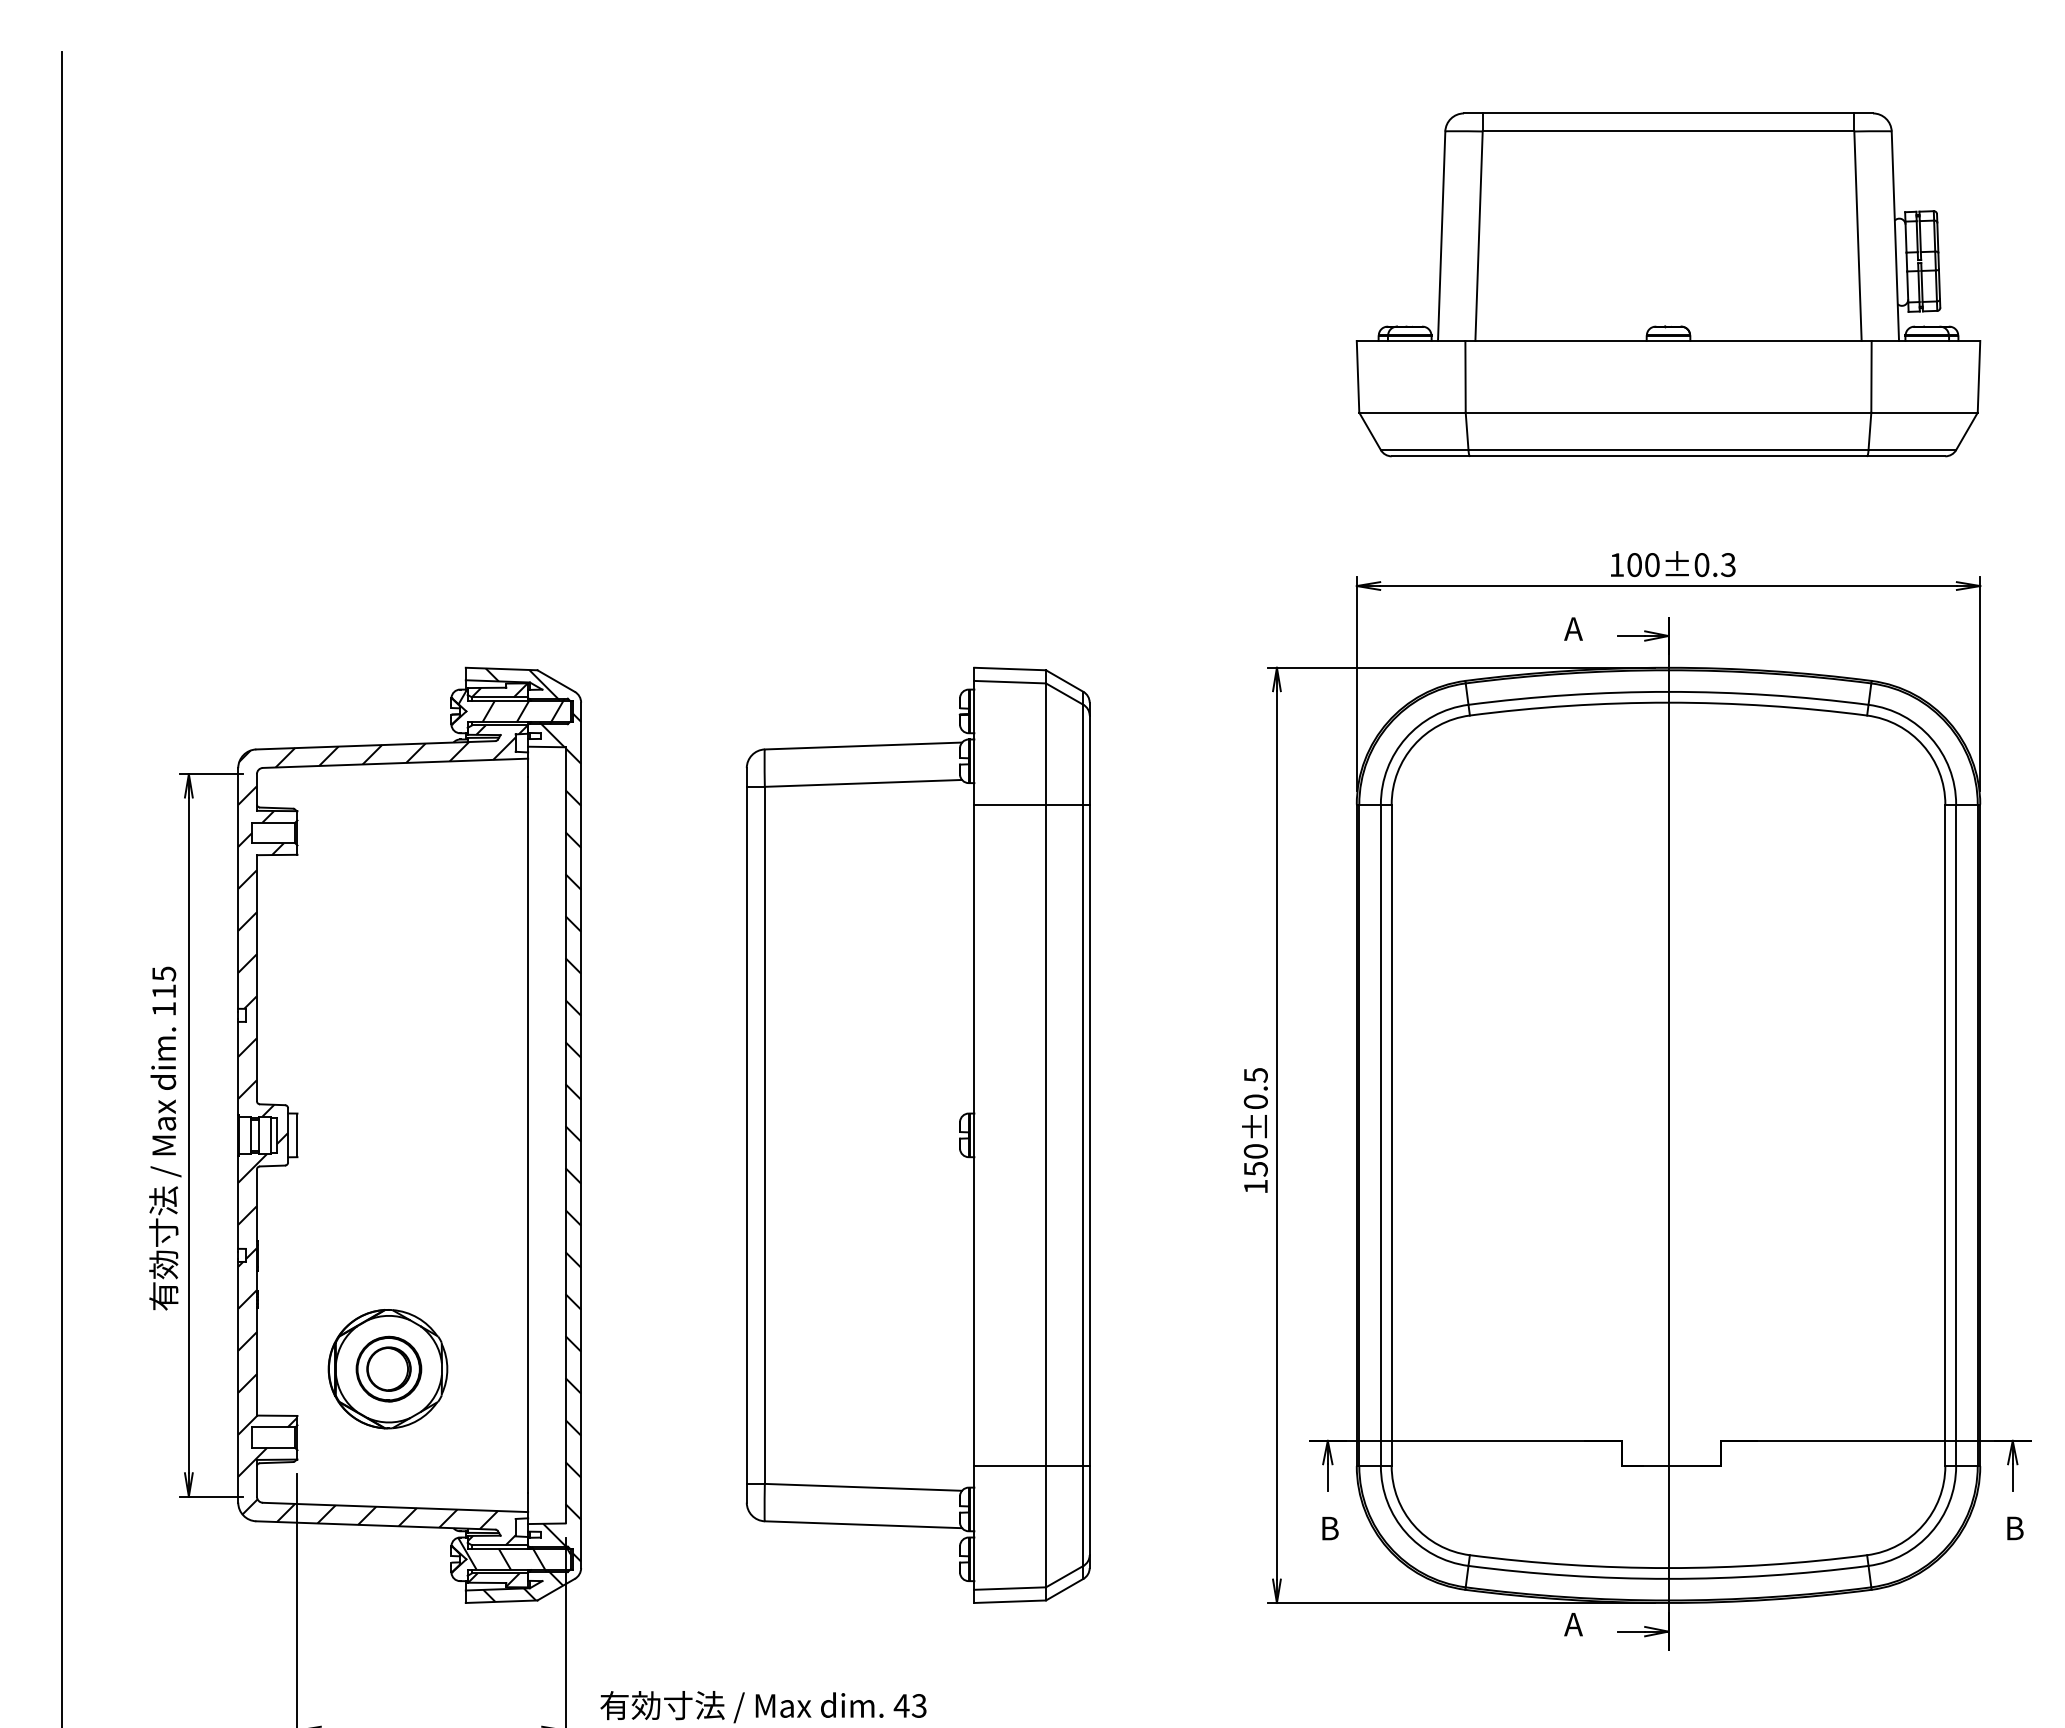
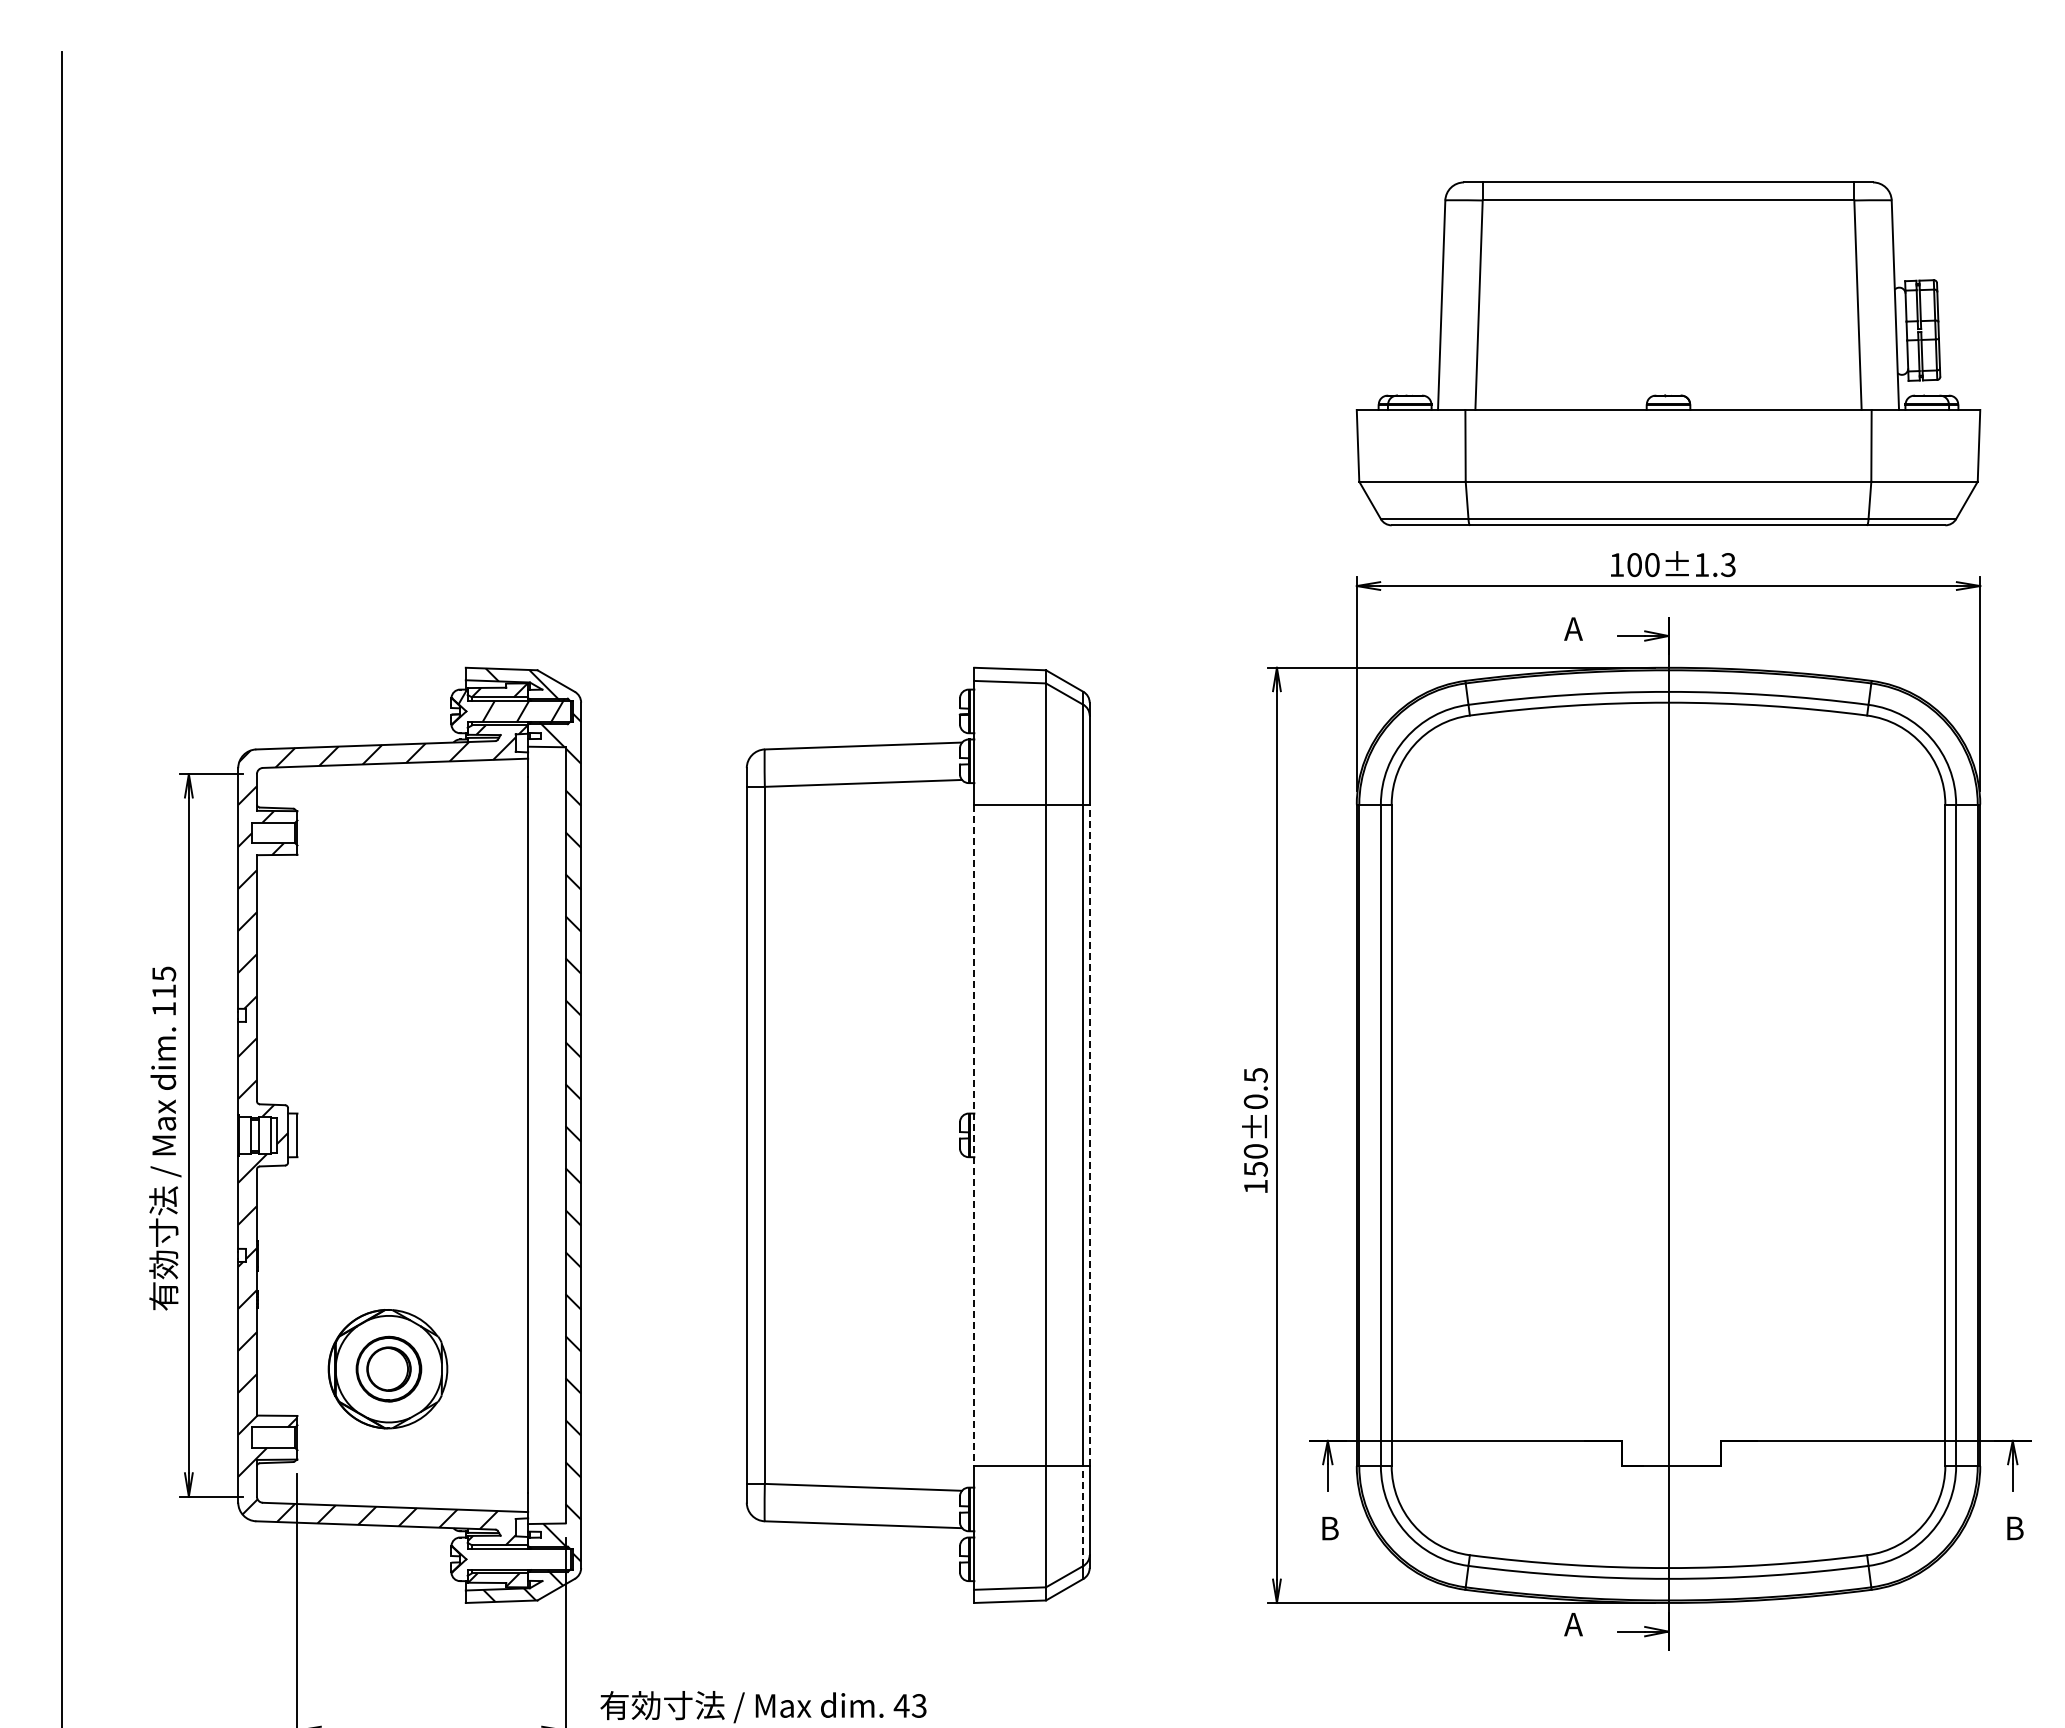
part position: (1668, 284) -> (1668, 353) (1668, 353)
text: 100±0.3 -> 100±1.3 (1701, 565)
line: solid -> dashed (974, 1135)
line: solid -> dashed (1089, 1135)
line: solid -> dashed (1083, 1516)
hatch: present -> none (514, 1554)
